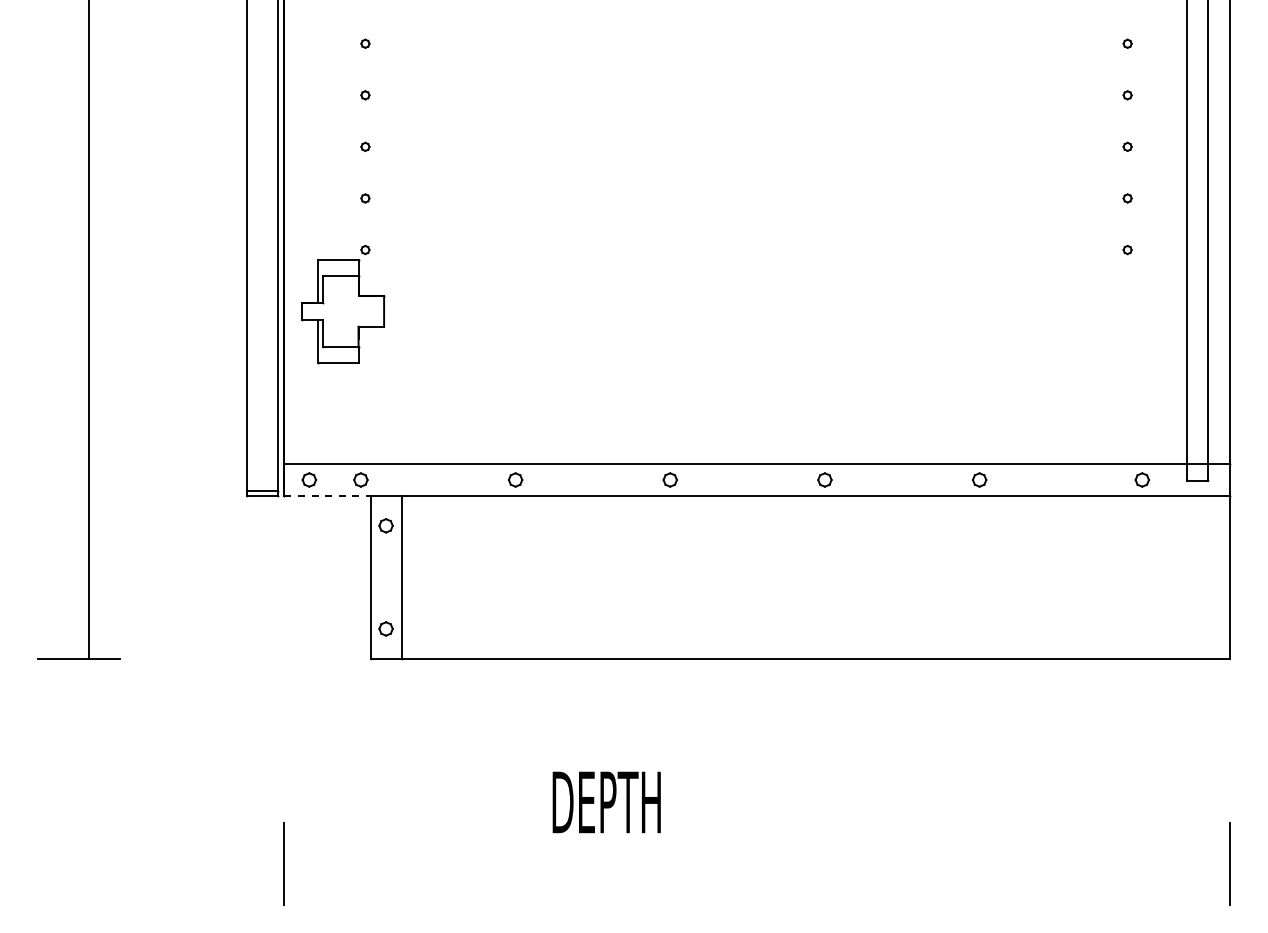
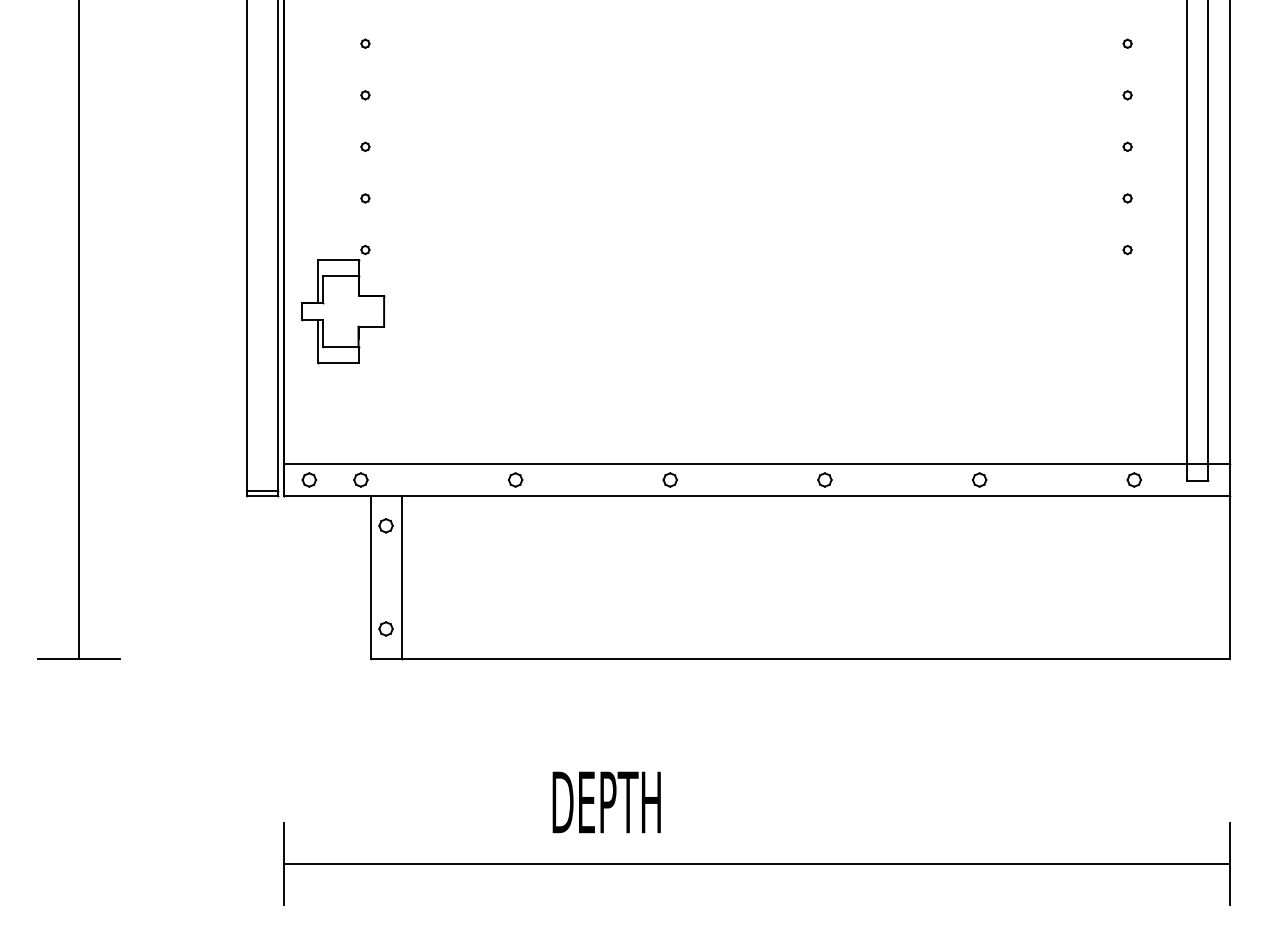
line position: (88, 330) -> (78, 330) (78, 330)
part position: (1141, 479) -> (1133, 479) (1133, 479)
line: dashed -> solid (327, 495)
line: none -> present (756, 863)
